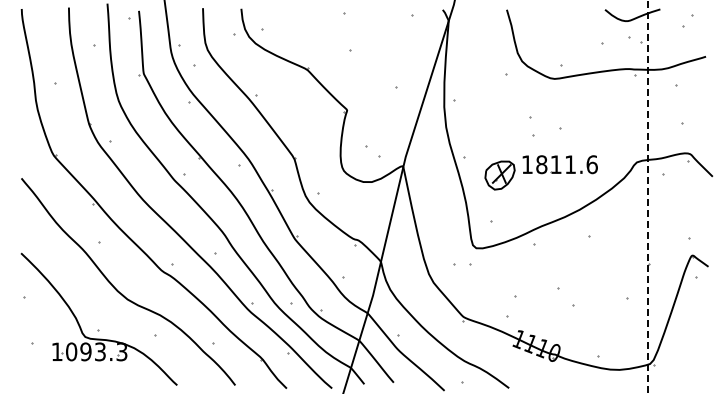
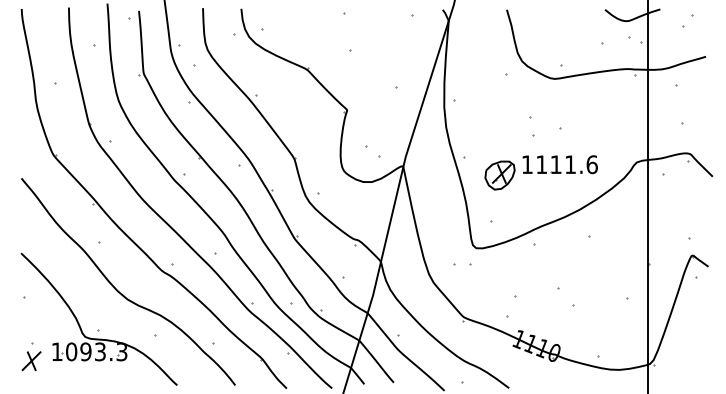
text: 1811.6 -> 1111.6 (541, 164)
line: dashed -> solid (647, 197)
part: none -> present (31, 361)
